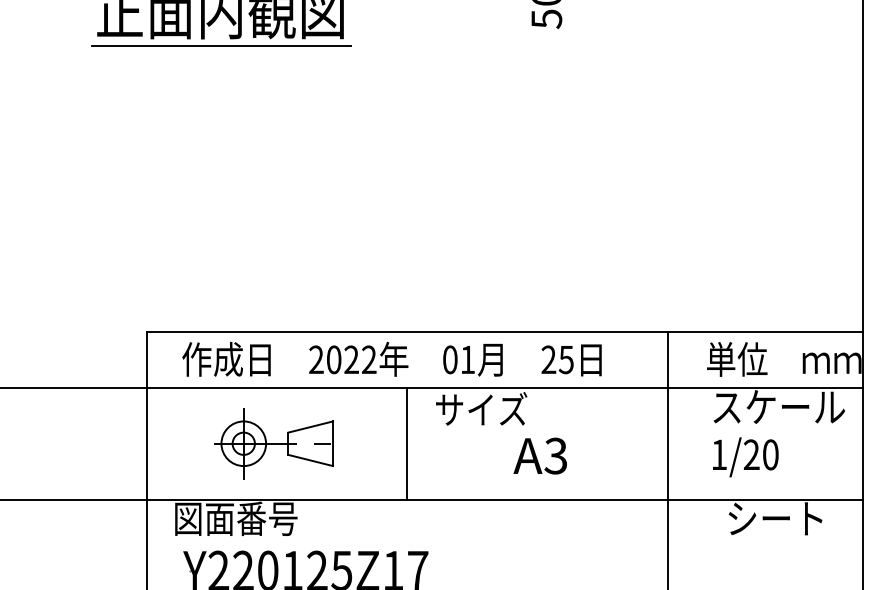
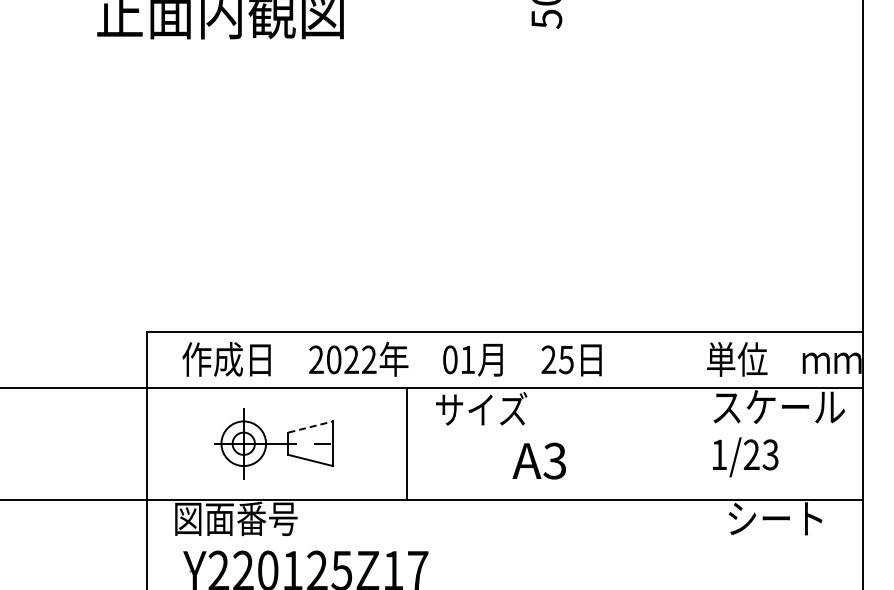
line: present -> none (221, 45)
line: solid -> dashed (310, 427)
text: 1/20 -> 1/23 (770, 454)
text position: (539, 455) -> (538, 460) (538, 460)
line: present -> none (668, 459)
